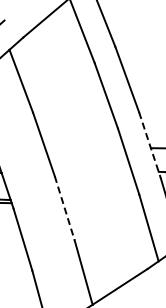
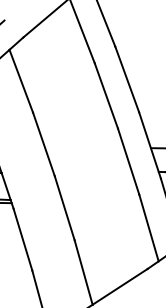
line: dashed -> solid (150, 145)
line: dashed -> solid (64, 208)
